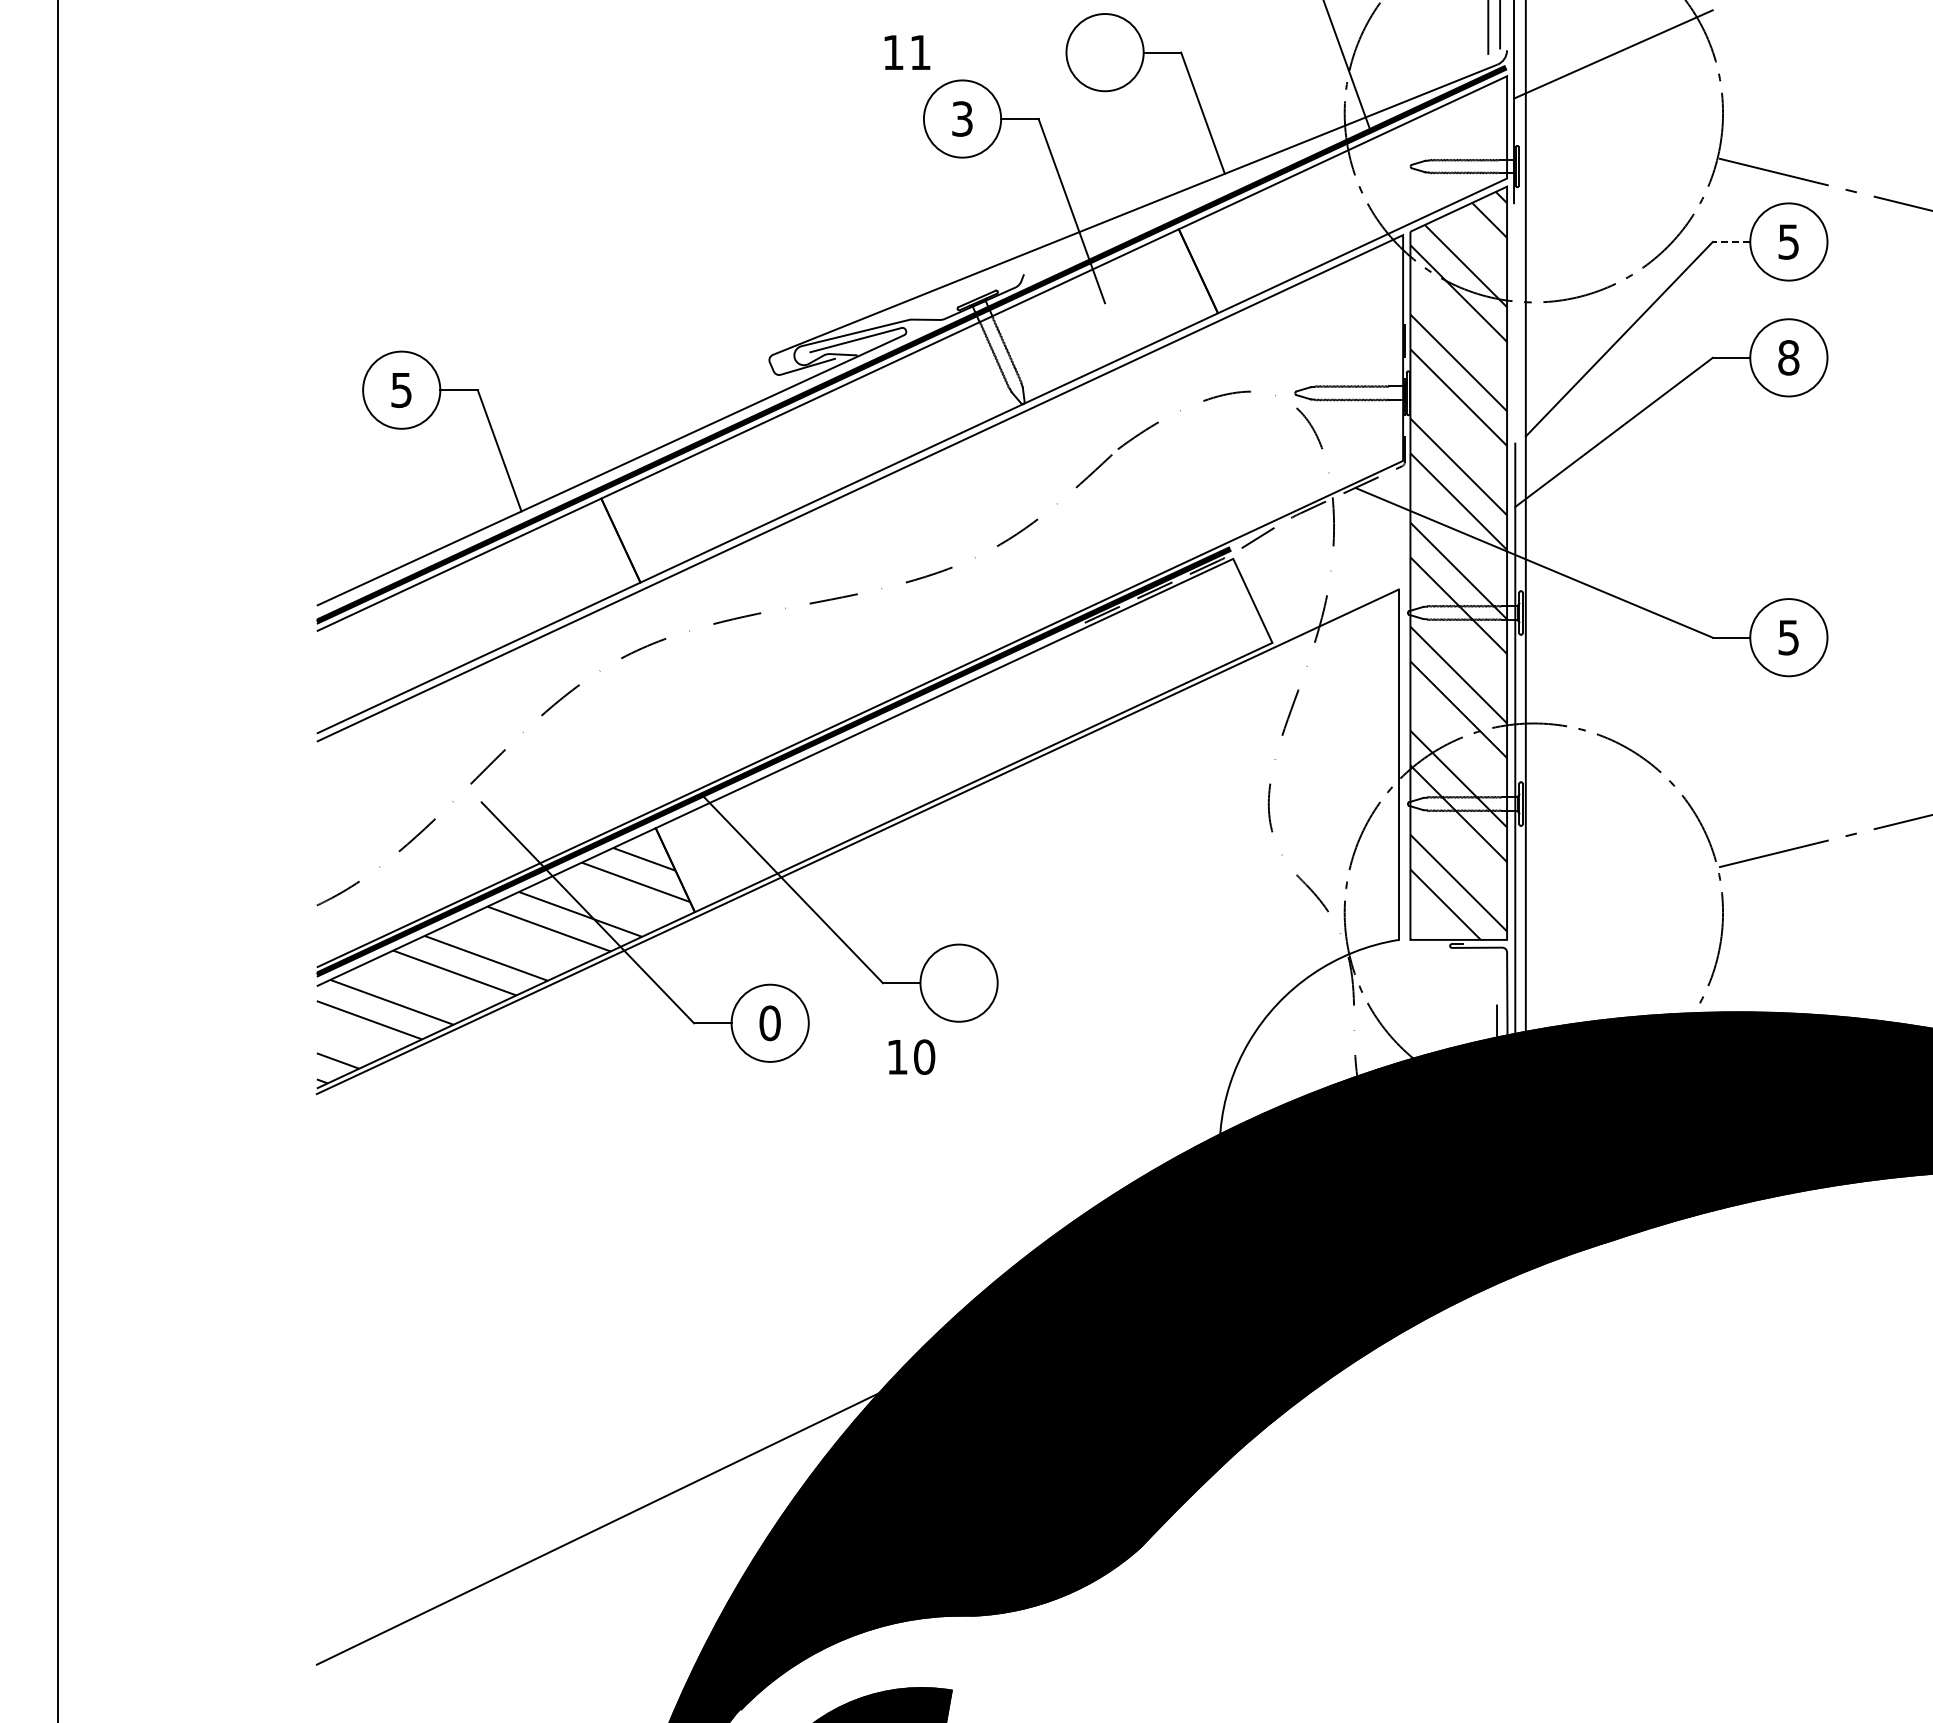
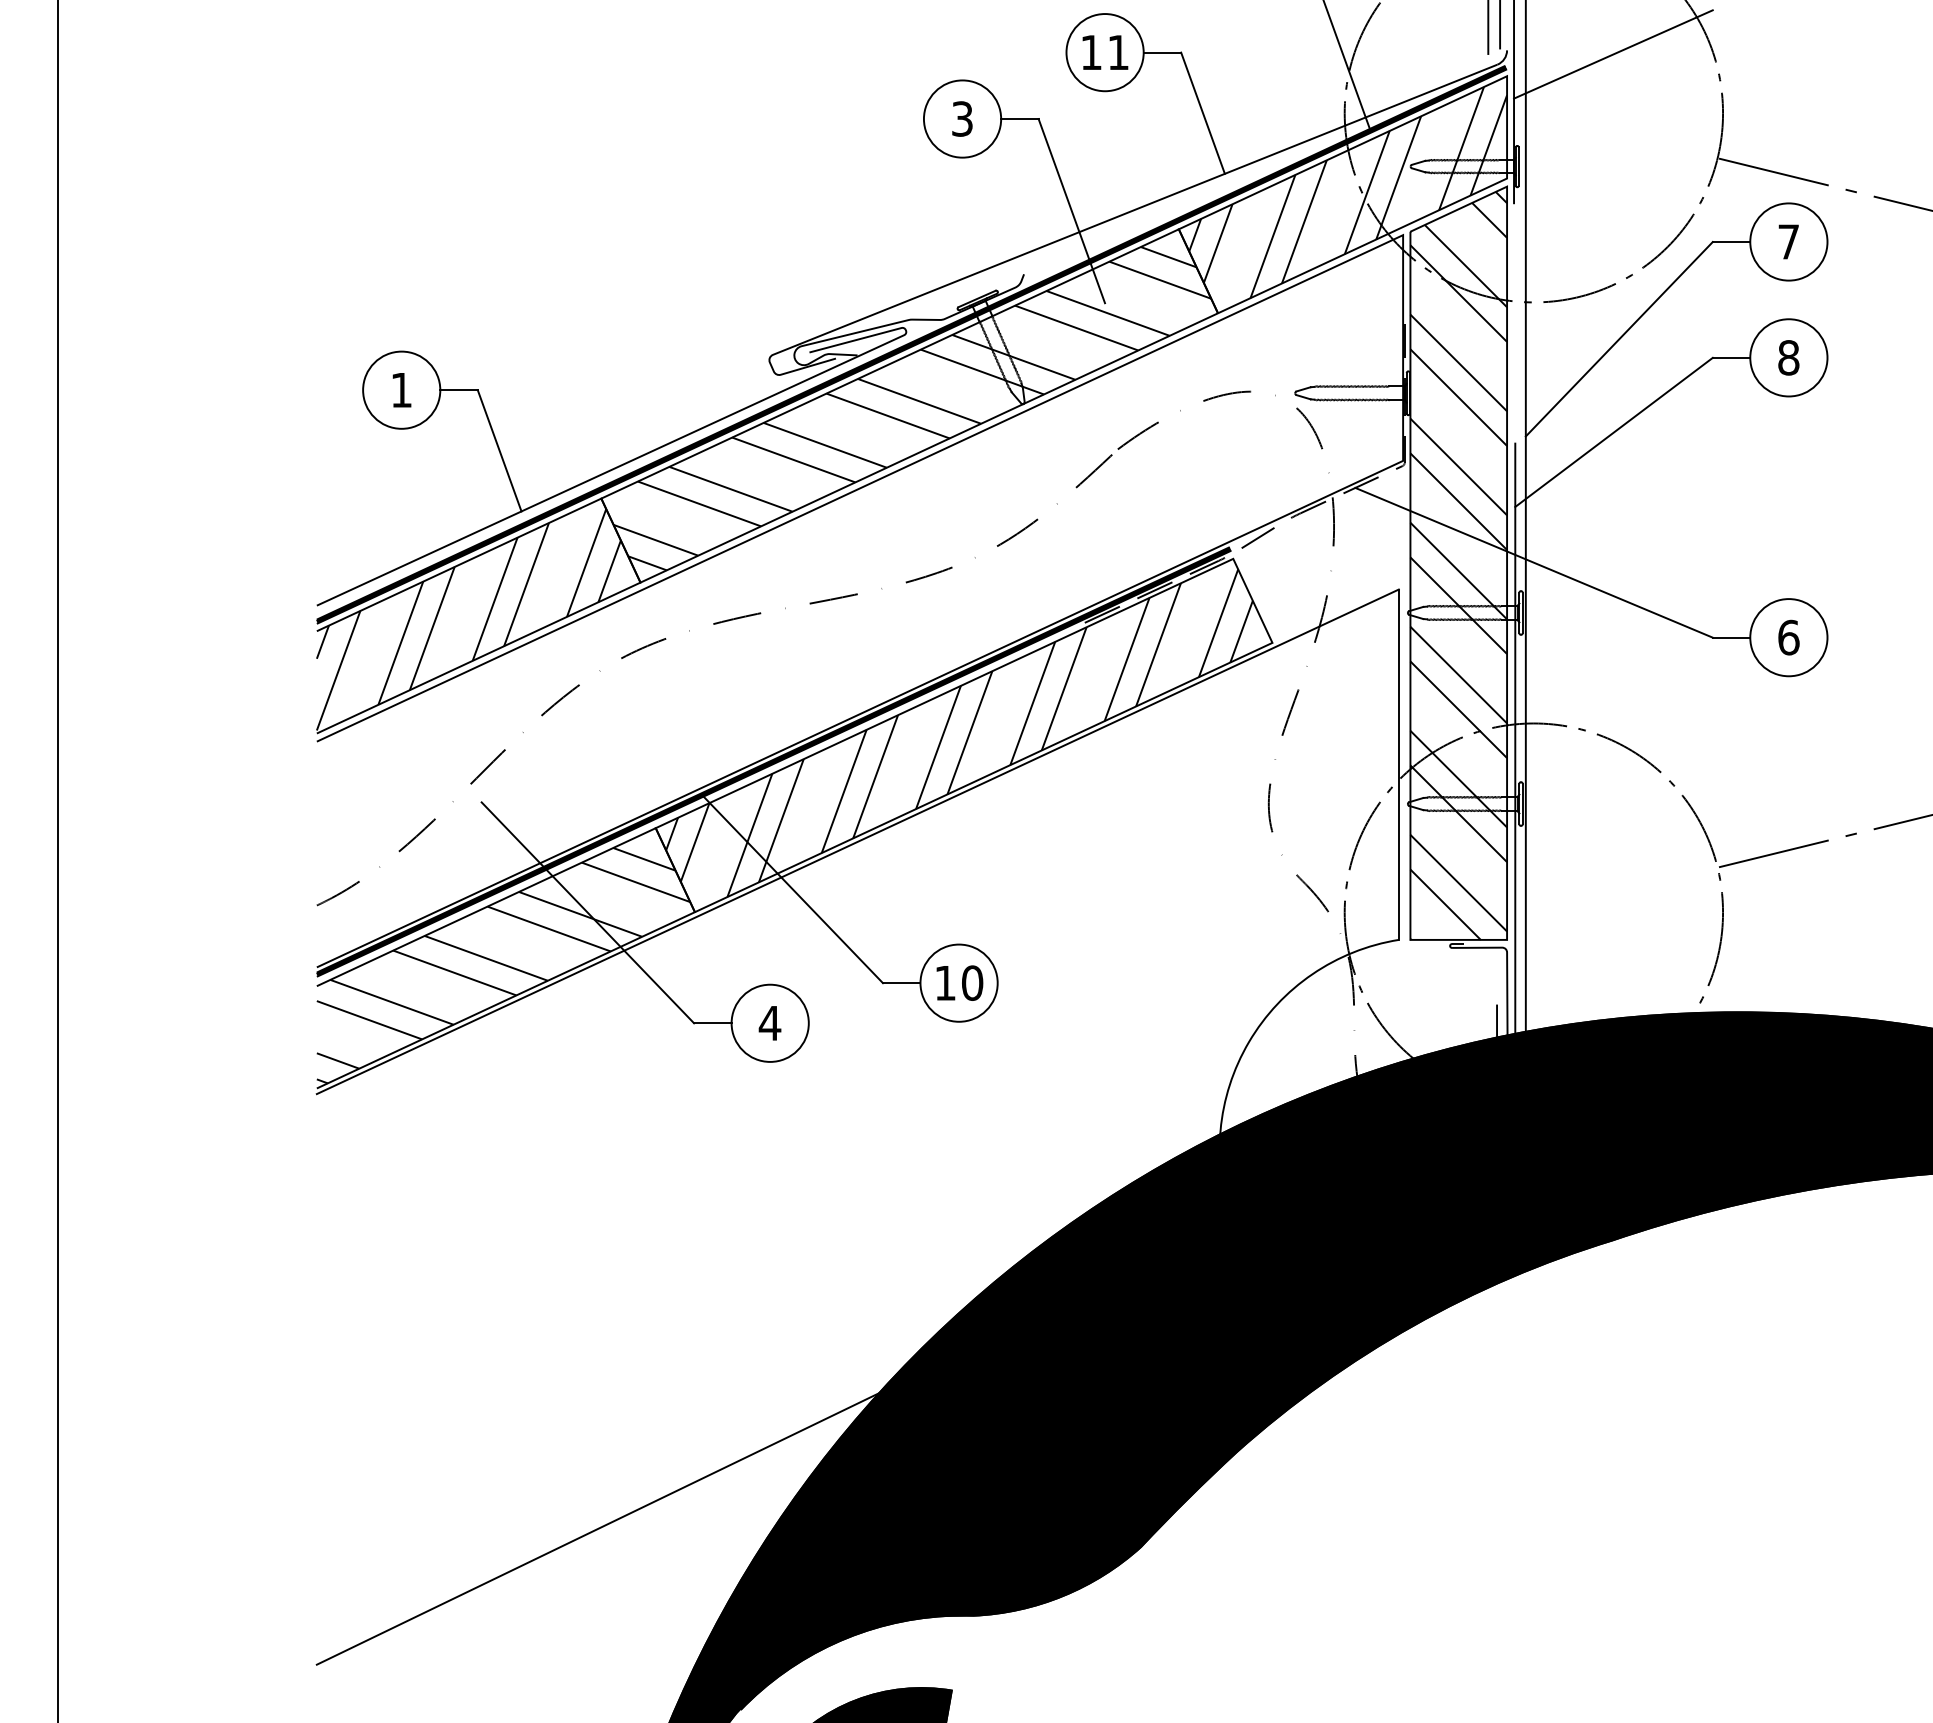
text position: (907, 52) -> (1105, 52) (1105, 52)
hatch: none -> present (1348, 192)
text: 5 -> 7 (1788, 241)
line: dashed -> solid (1731, 242)
text: 5 -> 1 (401, 390)
hatch: none -> present (912, 408)
hatch: none -> present (468, 619)
text: 5 -> 6 (1788, 637)
hatch: none -> present (959, 733)
text: 0 -> 4 (769, 1023)
text position: (911, 1056) -> (959, 982) (959, 982)
